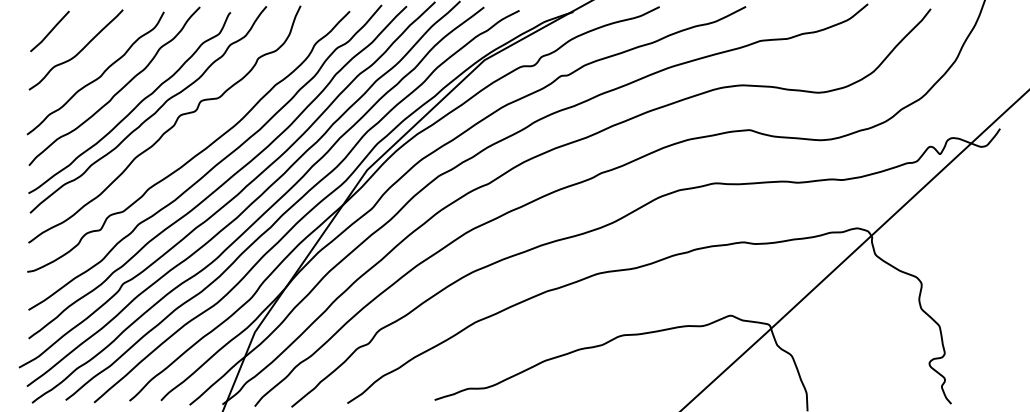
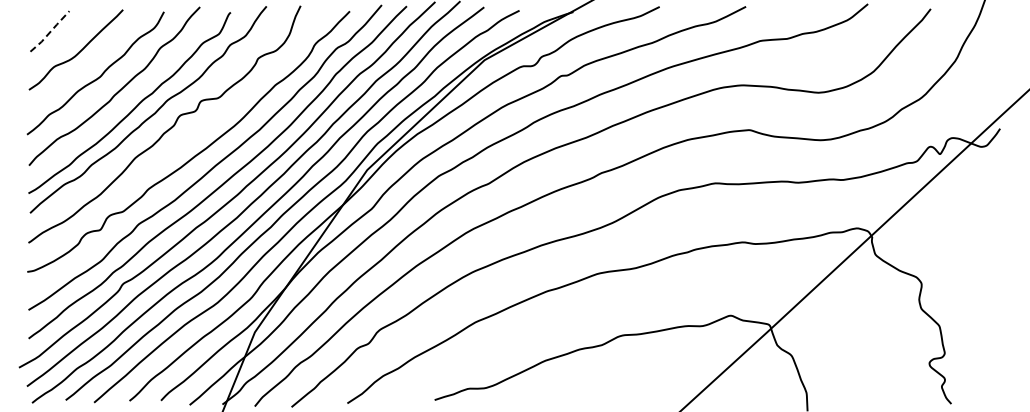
line: solid -> dashed (50, 31)
